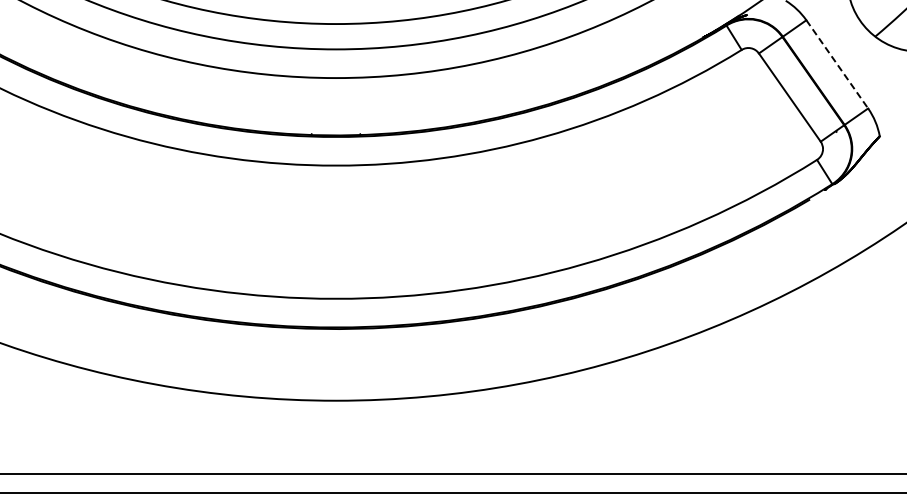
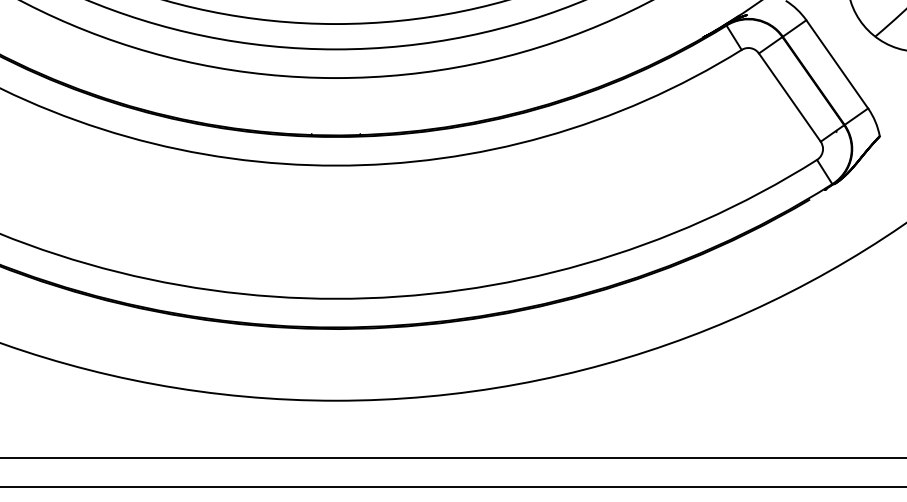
line: dashed -> solid (837, 64)
line position: (452, 474) -> (452, 458) (452, 458)
line position: (452, 492) -> (452, 486) (452, 486)
